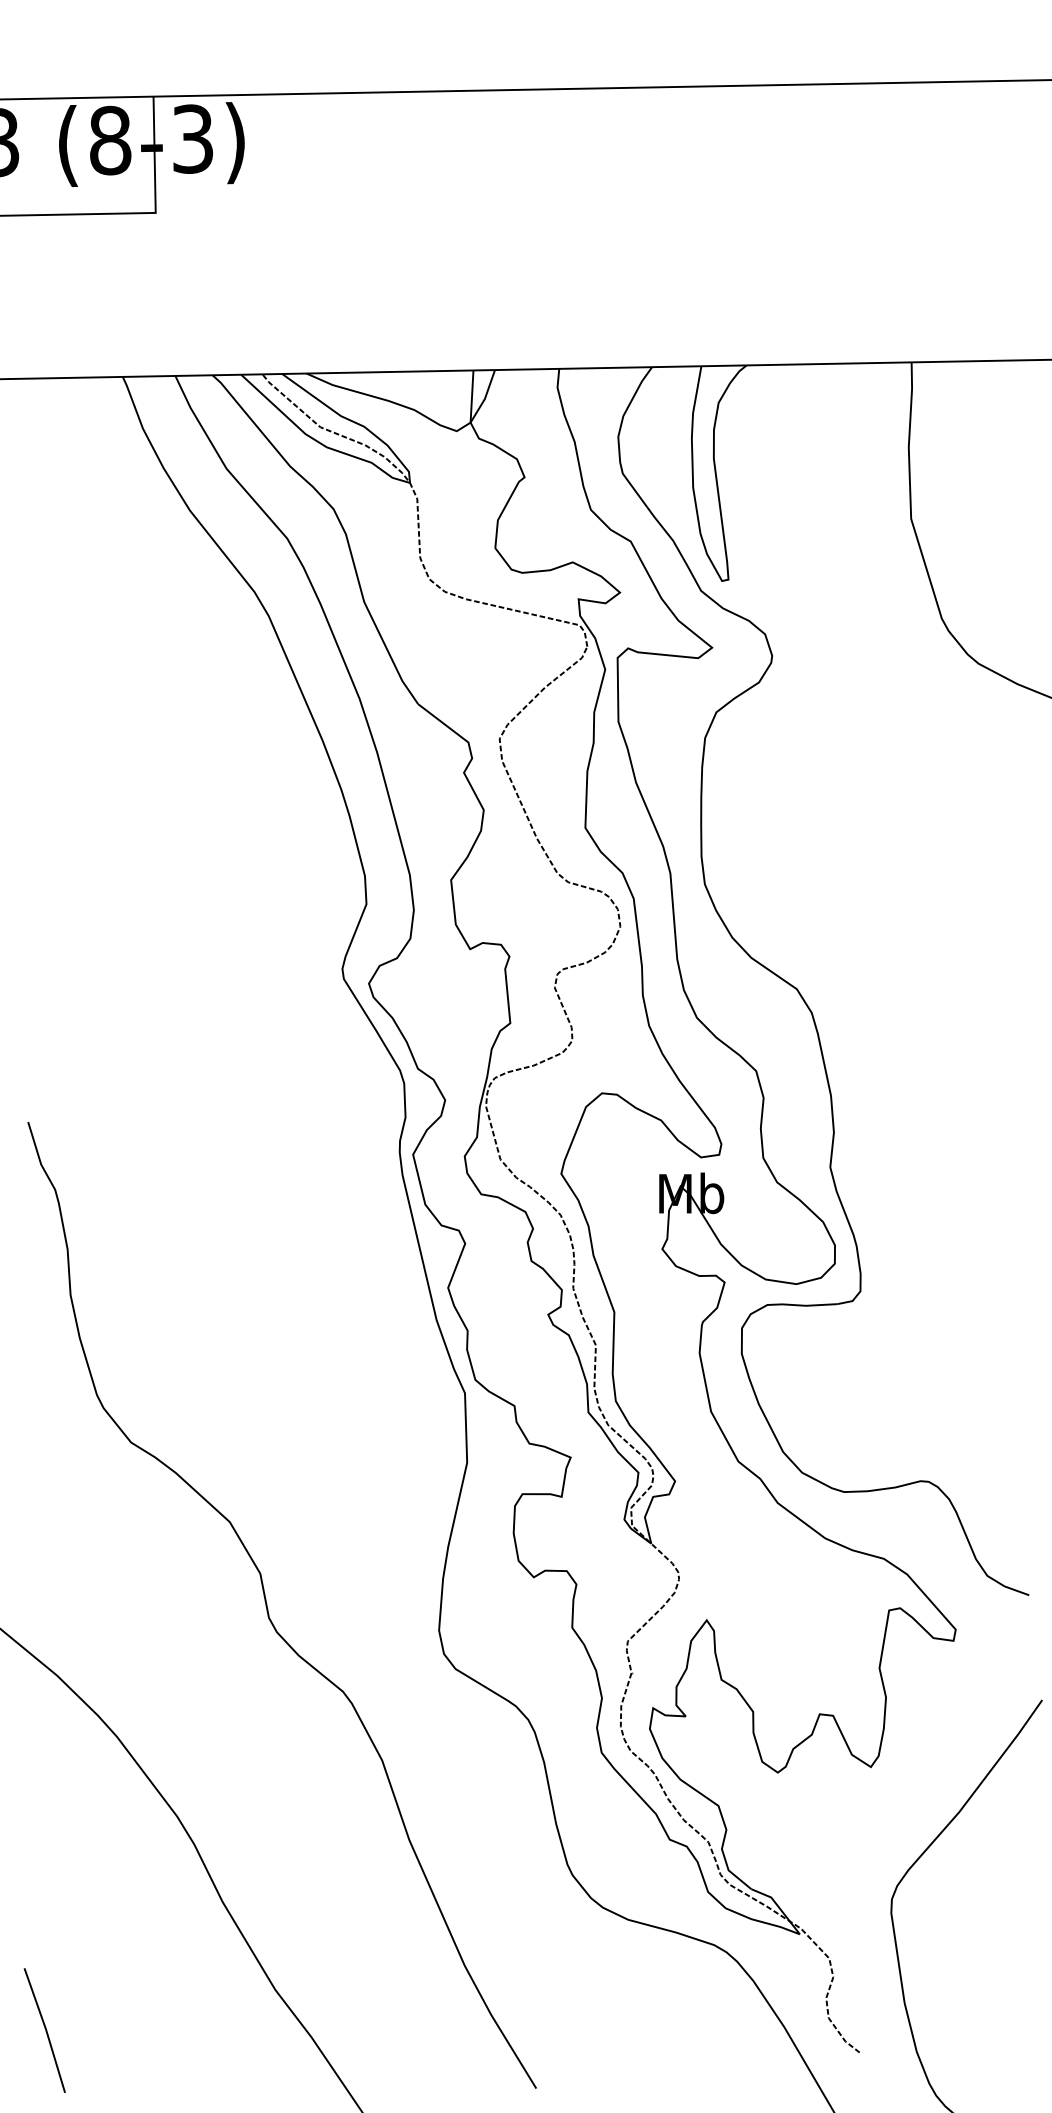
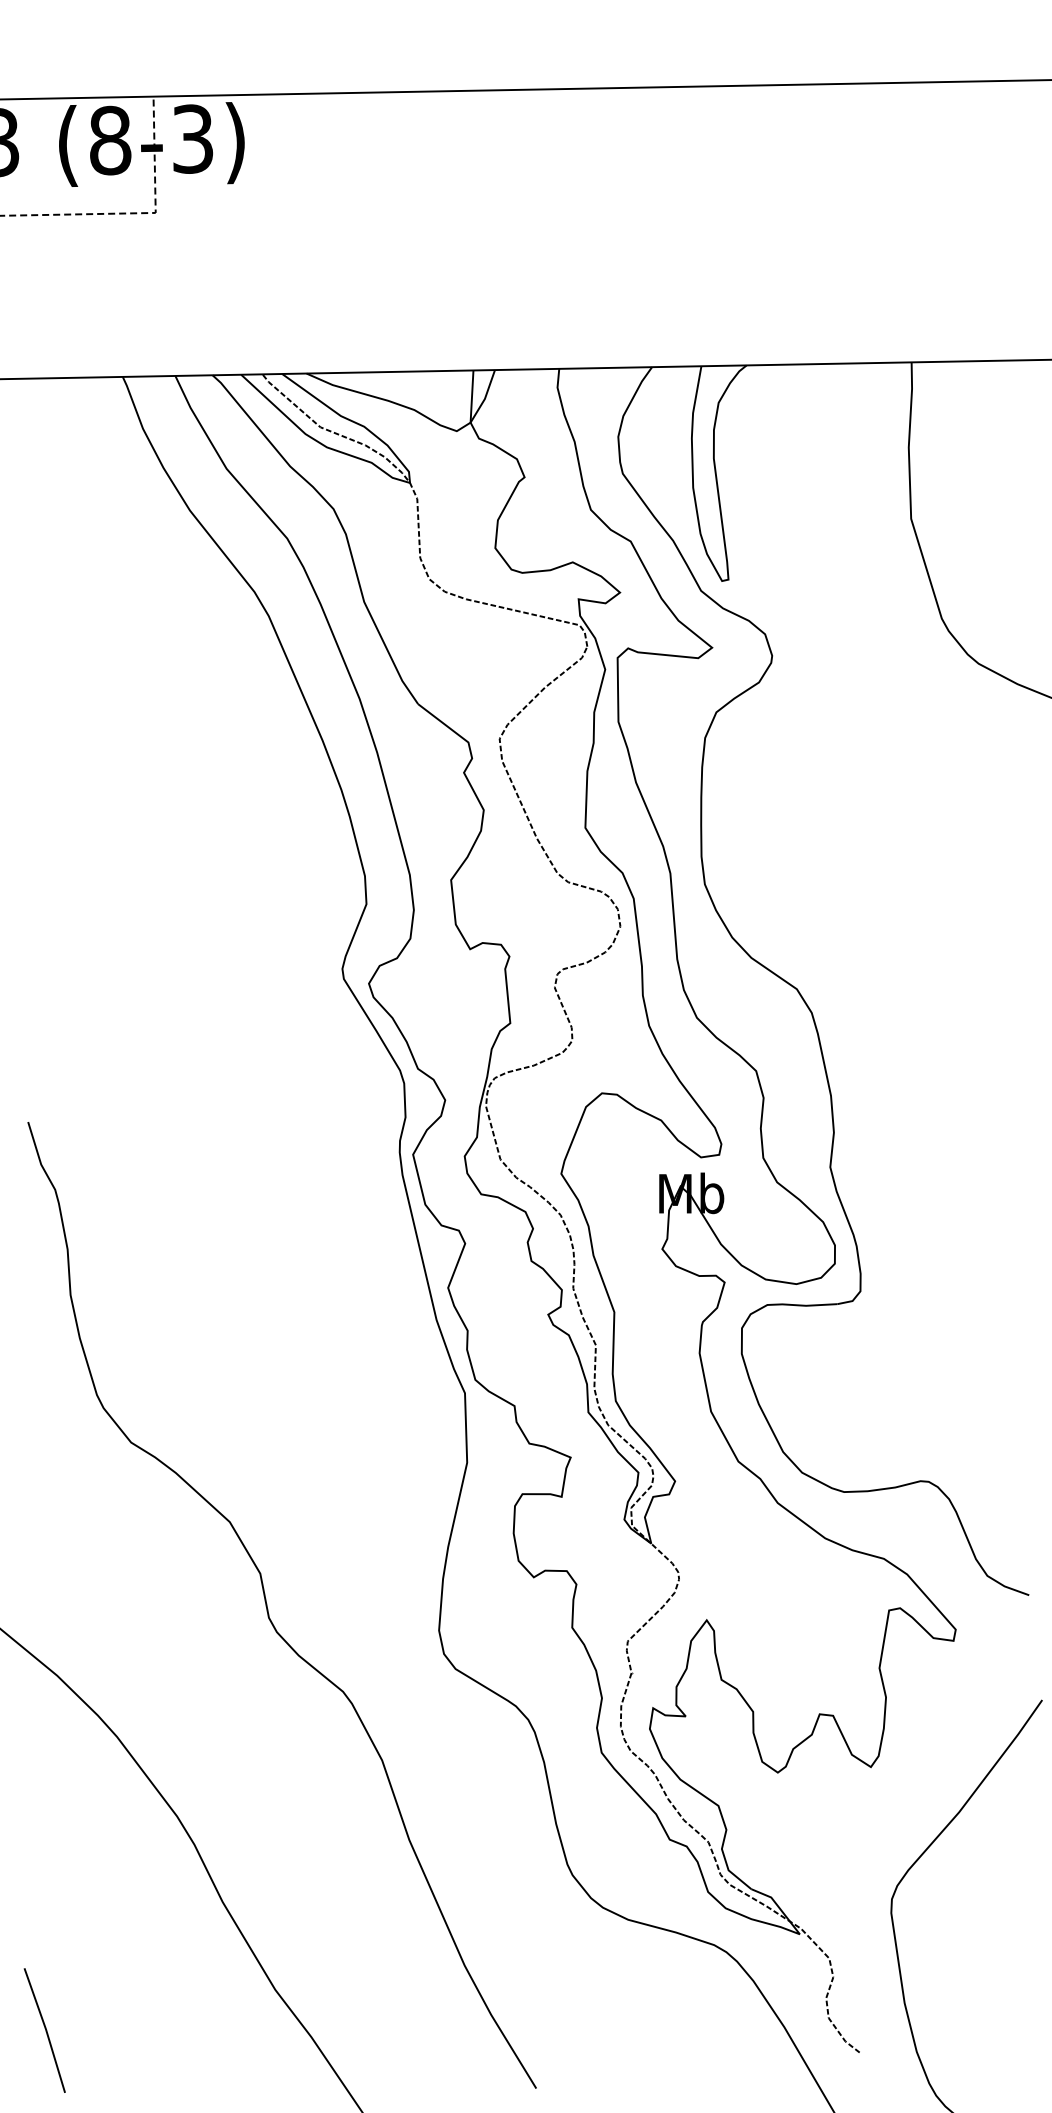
line: solid -> dashed (136, 213)
